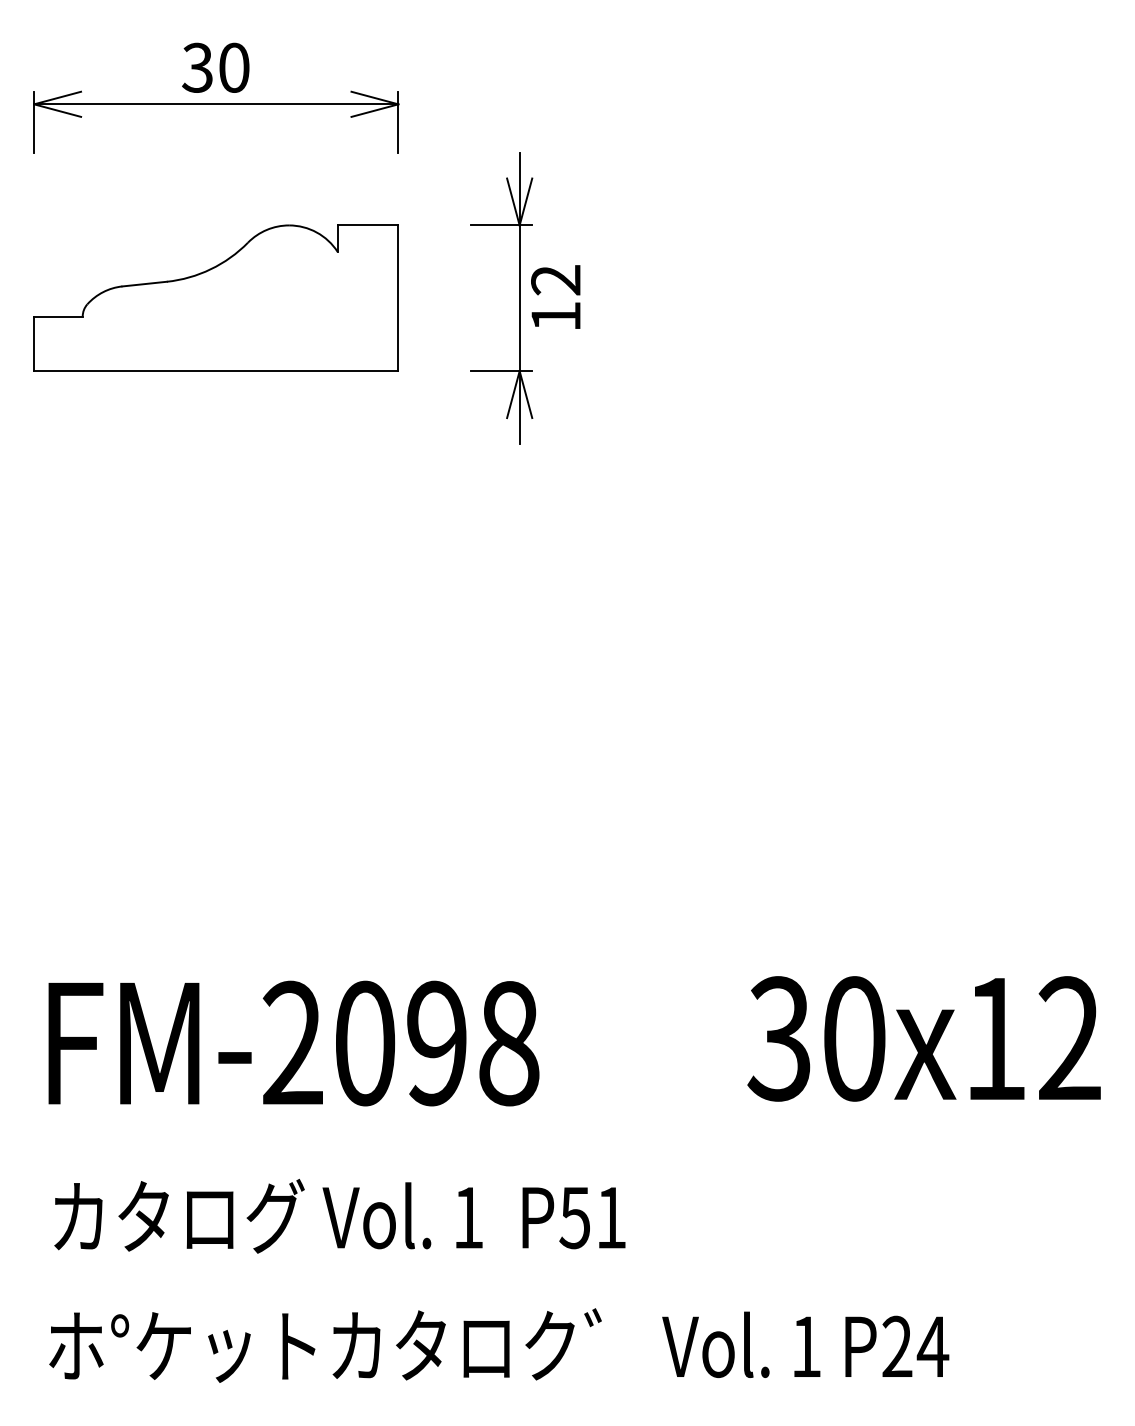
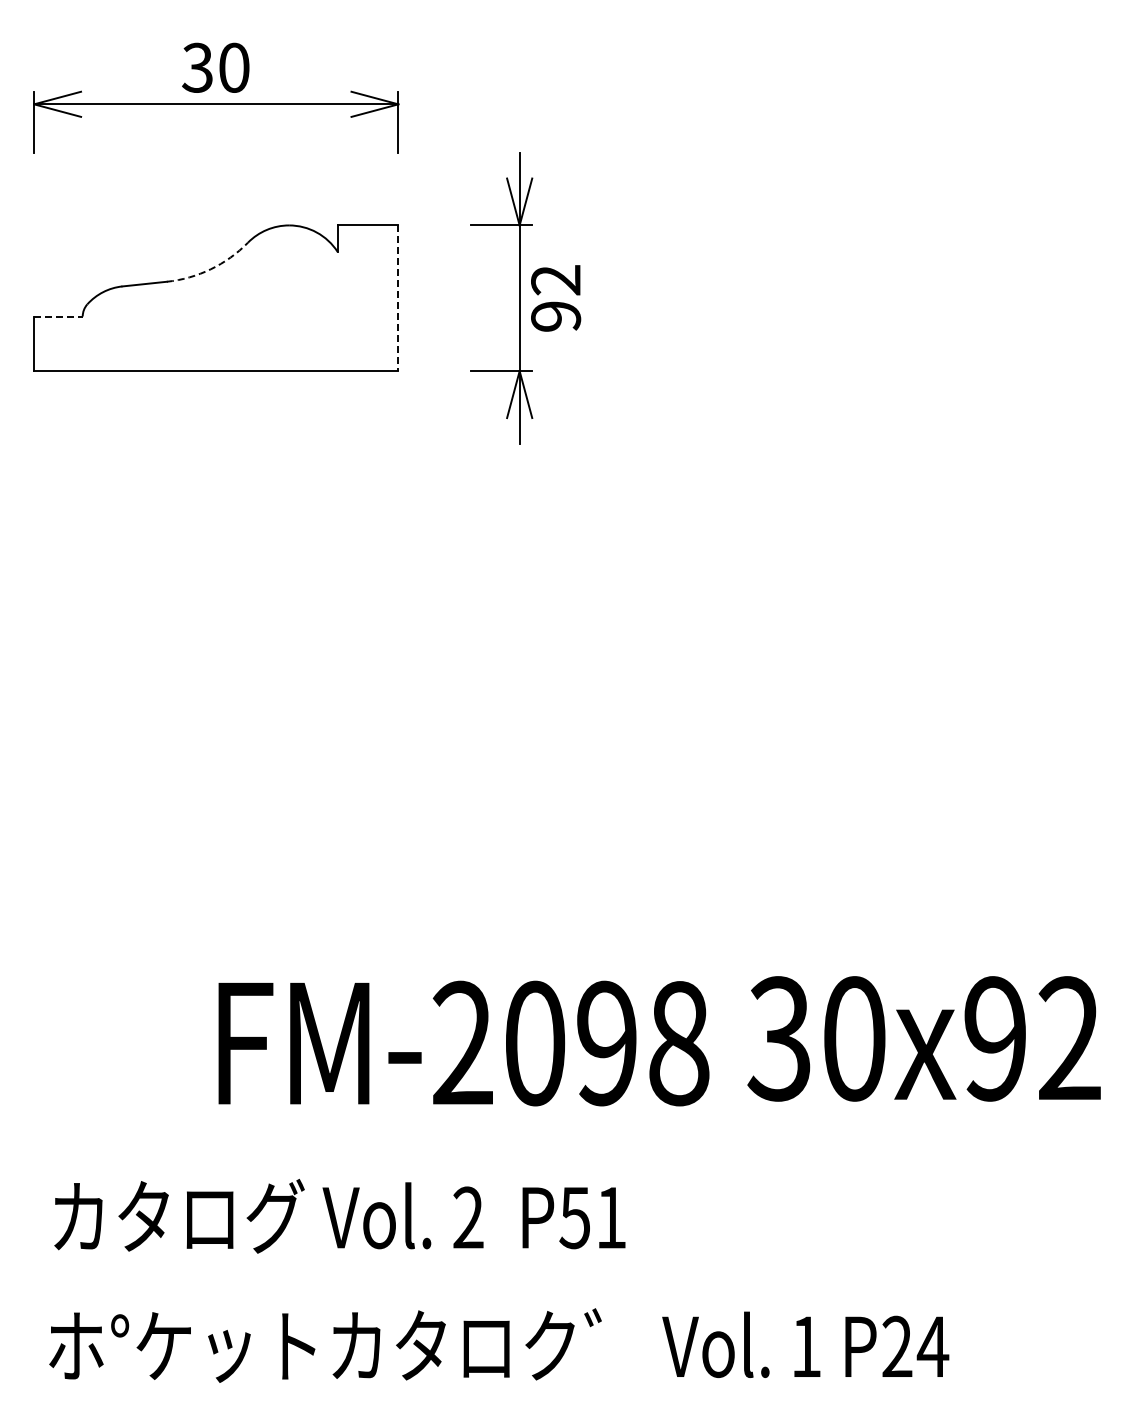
arc: solid -> dashed (210, 269)
line: solid -> dashed (398, 298)
line: solid -> dashed (58, 316)
text: 12 -> 92 (556, 316)
text: 30x12 -> 30x92 (994, 1038)
text position: (293, 1043) -> (463, 1043) (463, 1043)
text: 1 -> 2 (468, 1217)
